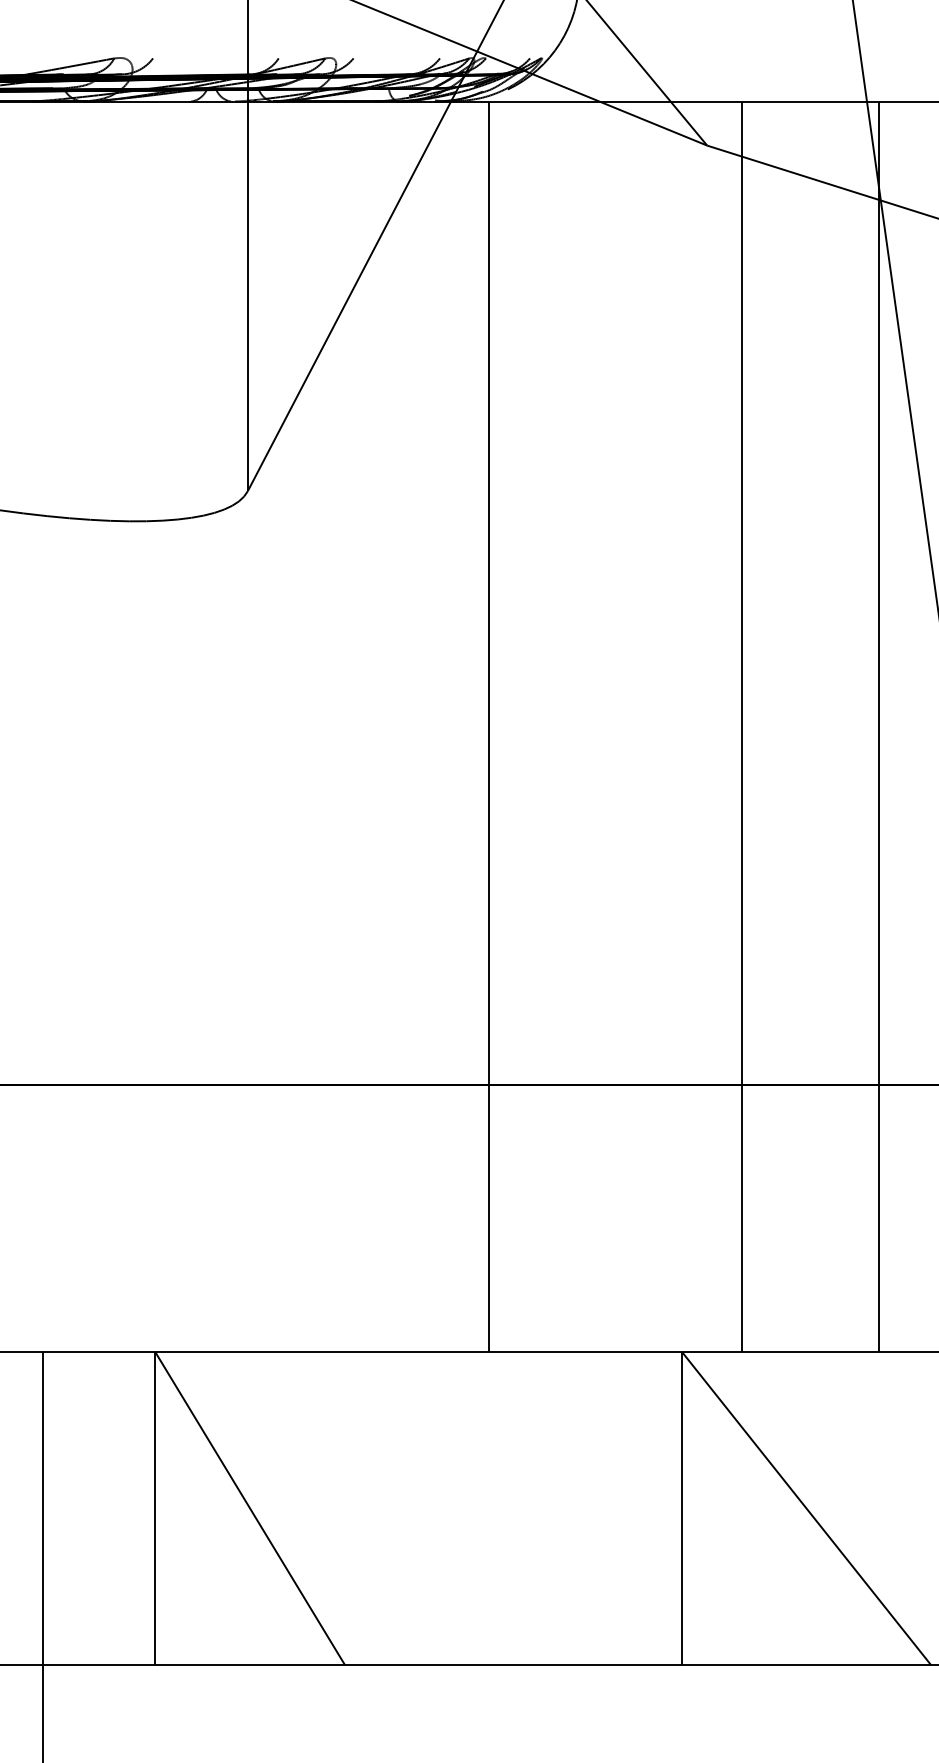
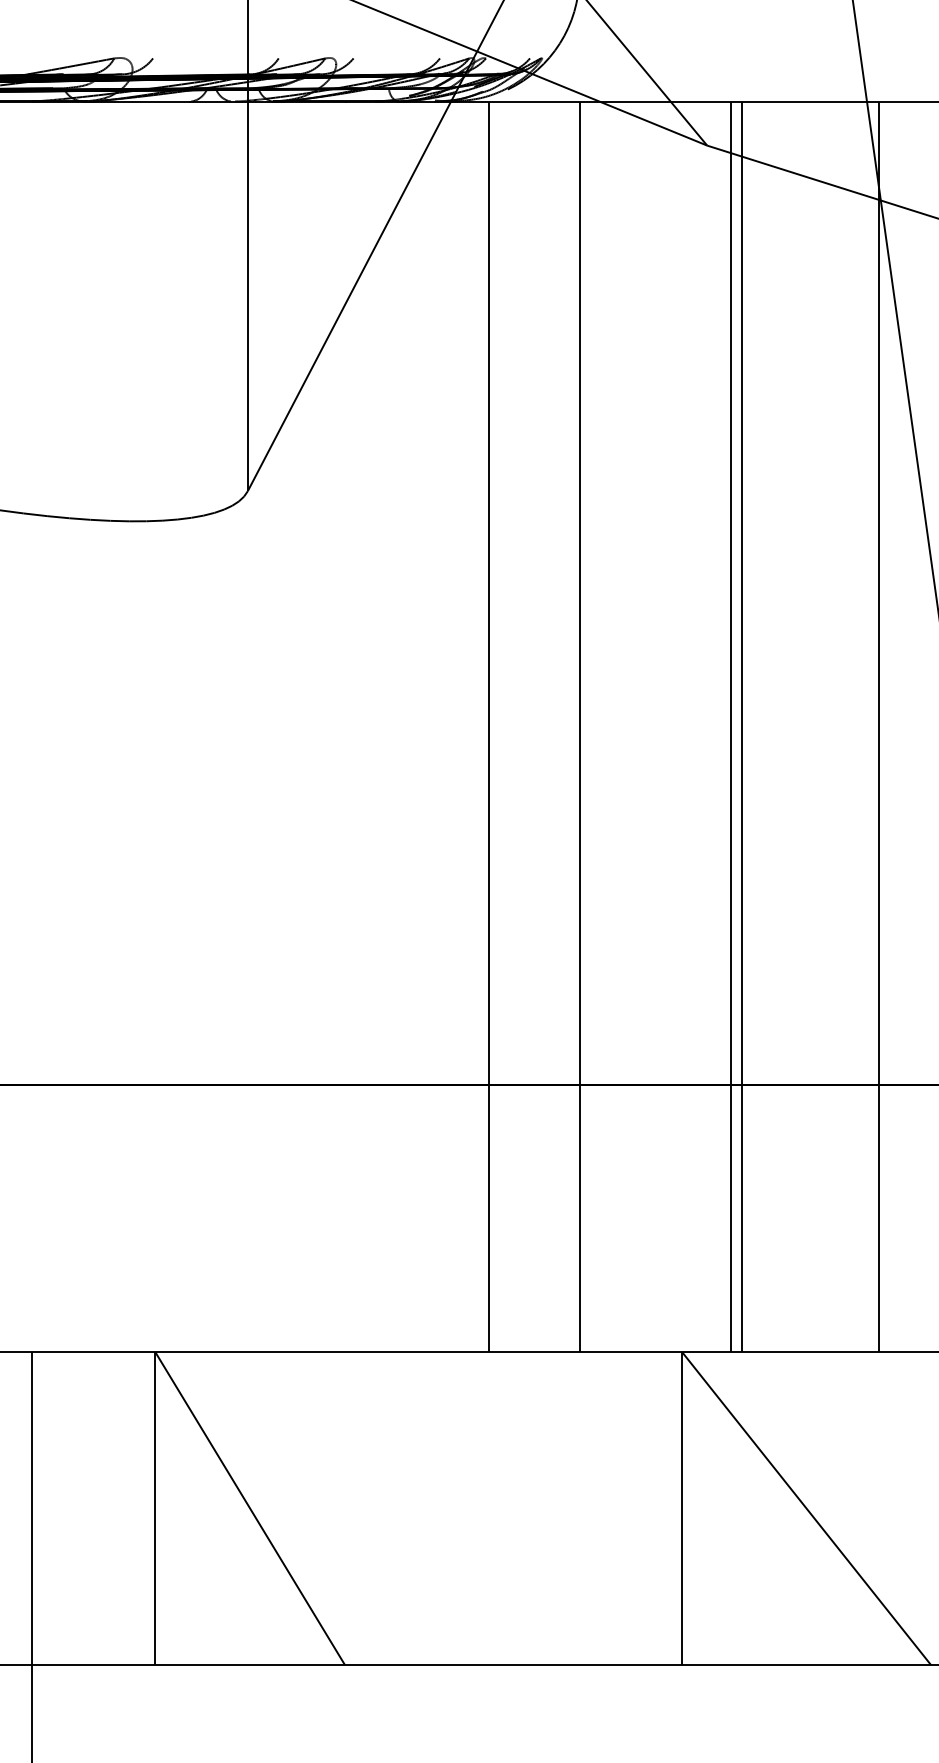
line: none -> present (579, 726)
line: none -> present (730, 726)
line position: (43, 1555) -> (32, 1555) (32, 1555)
